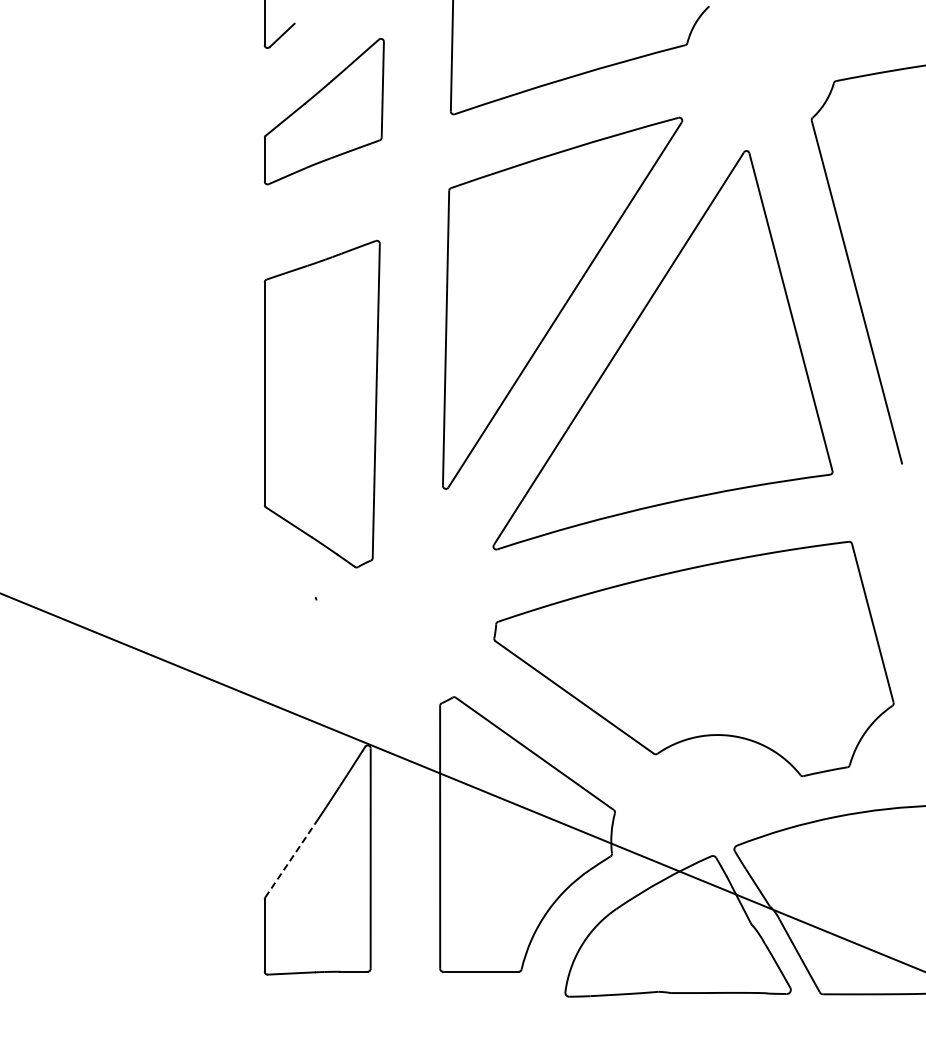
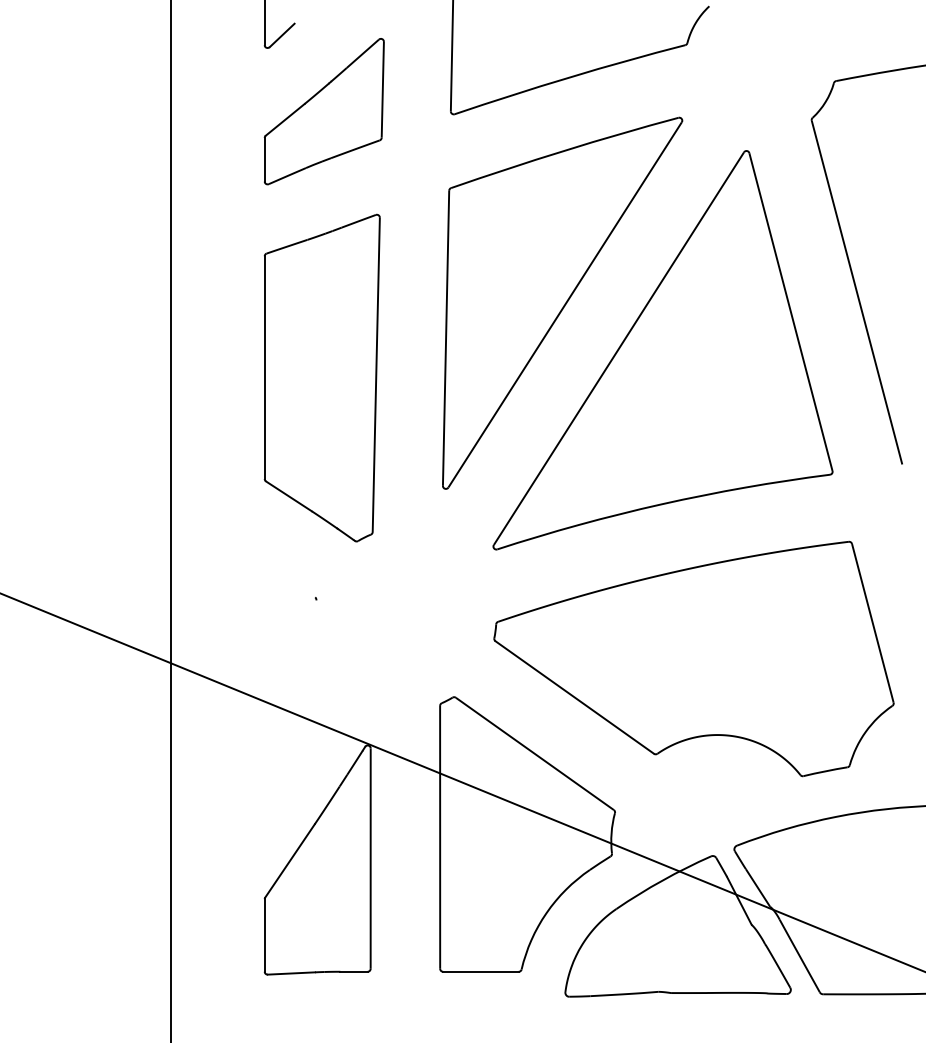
part position: (321, 403) -> (321, 377) (321, 377)
line: none -> present (170, 520)
line: dashed -> solid (290, 860)
